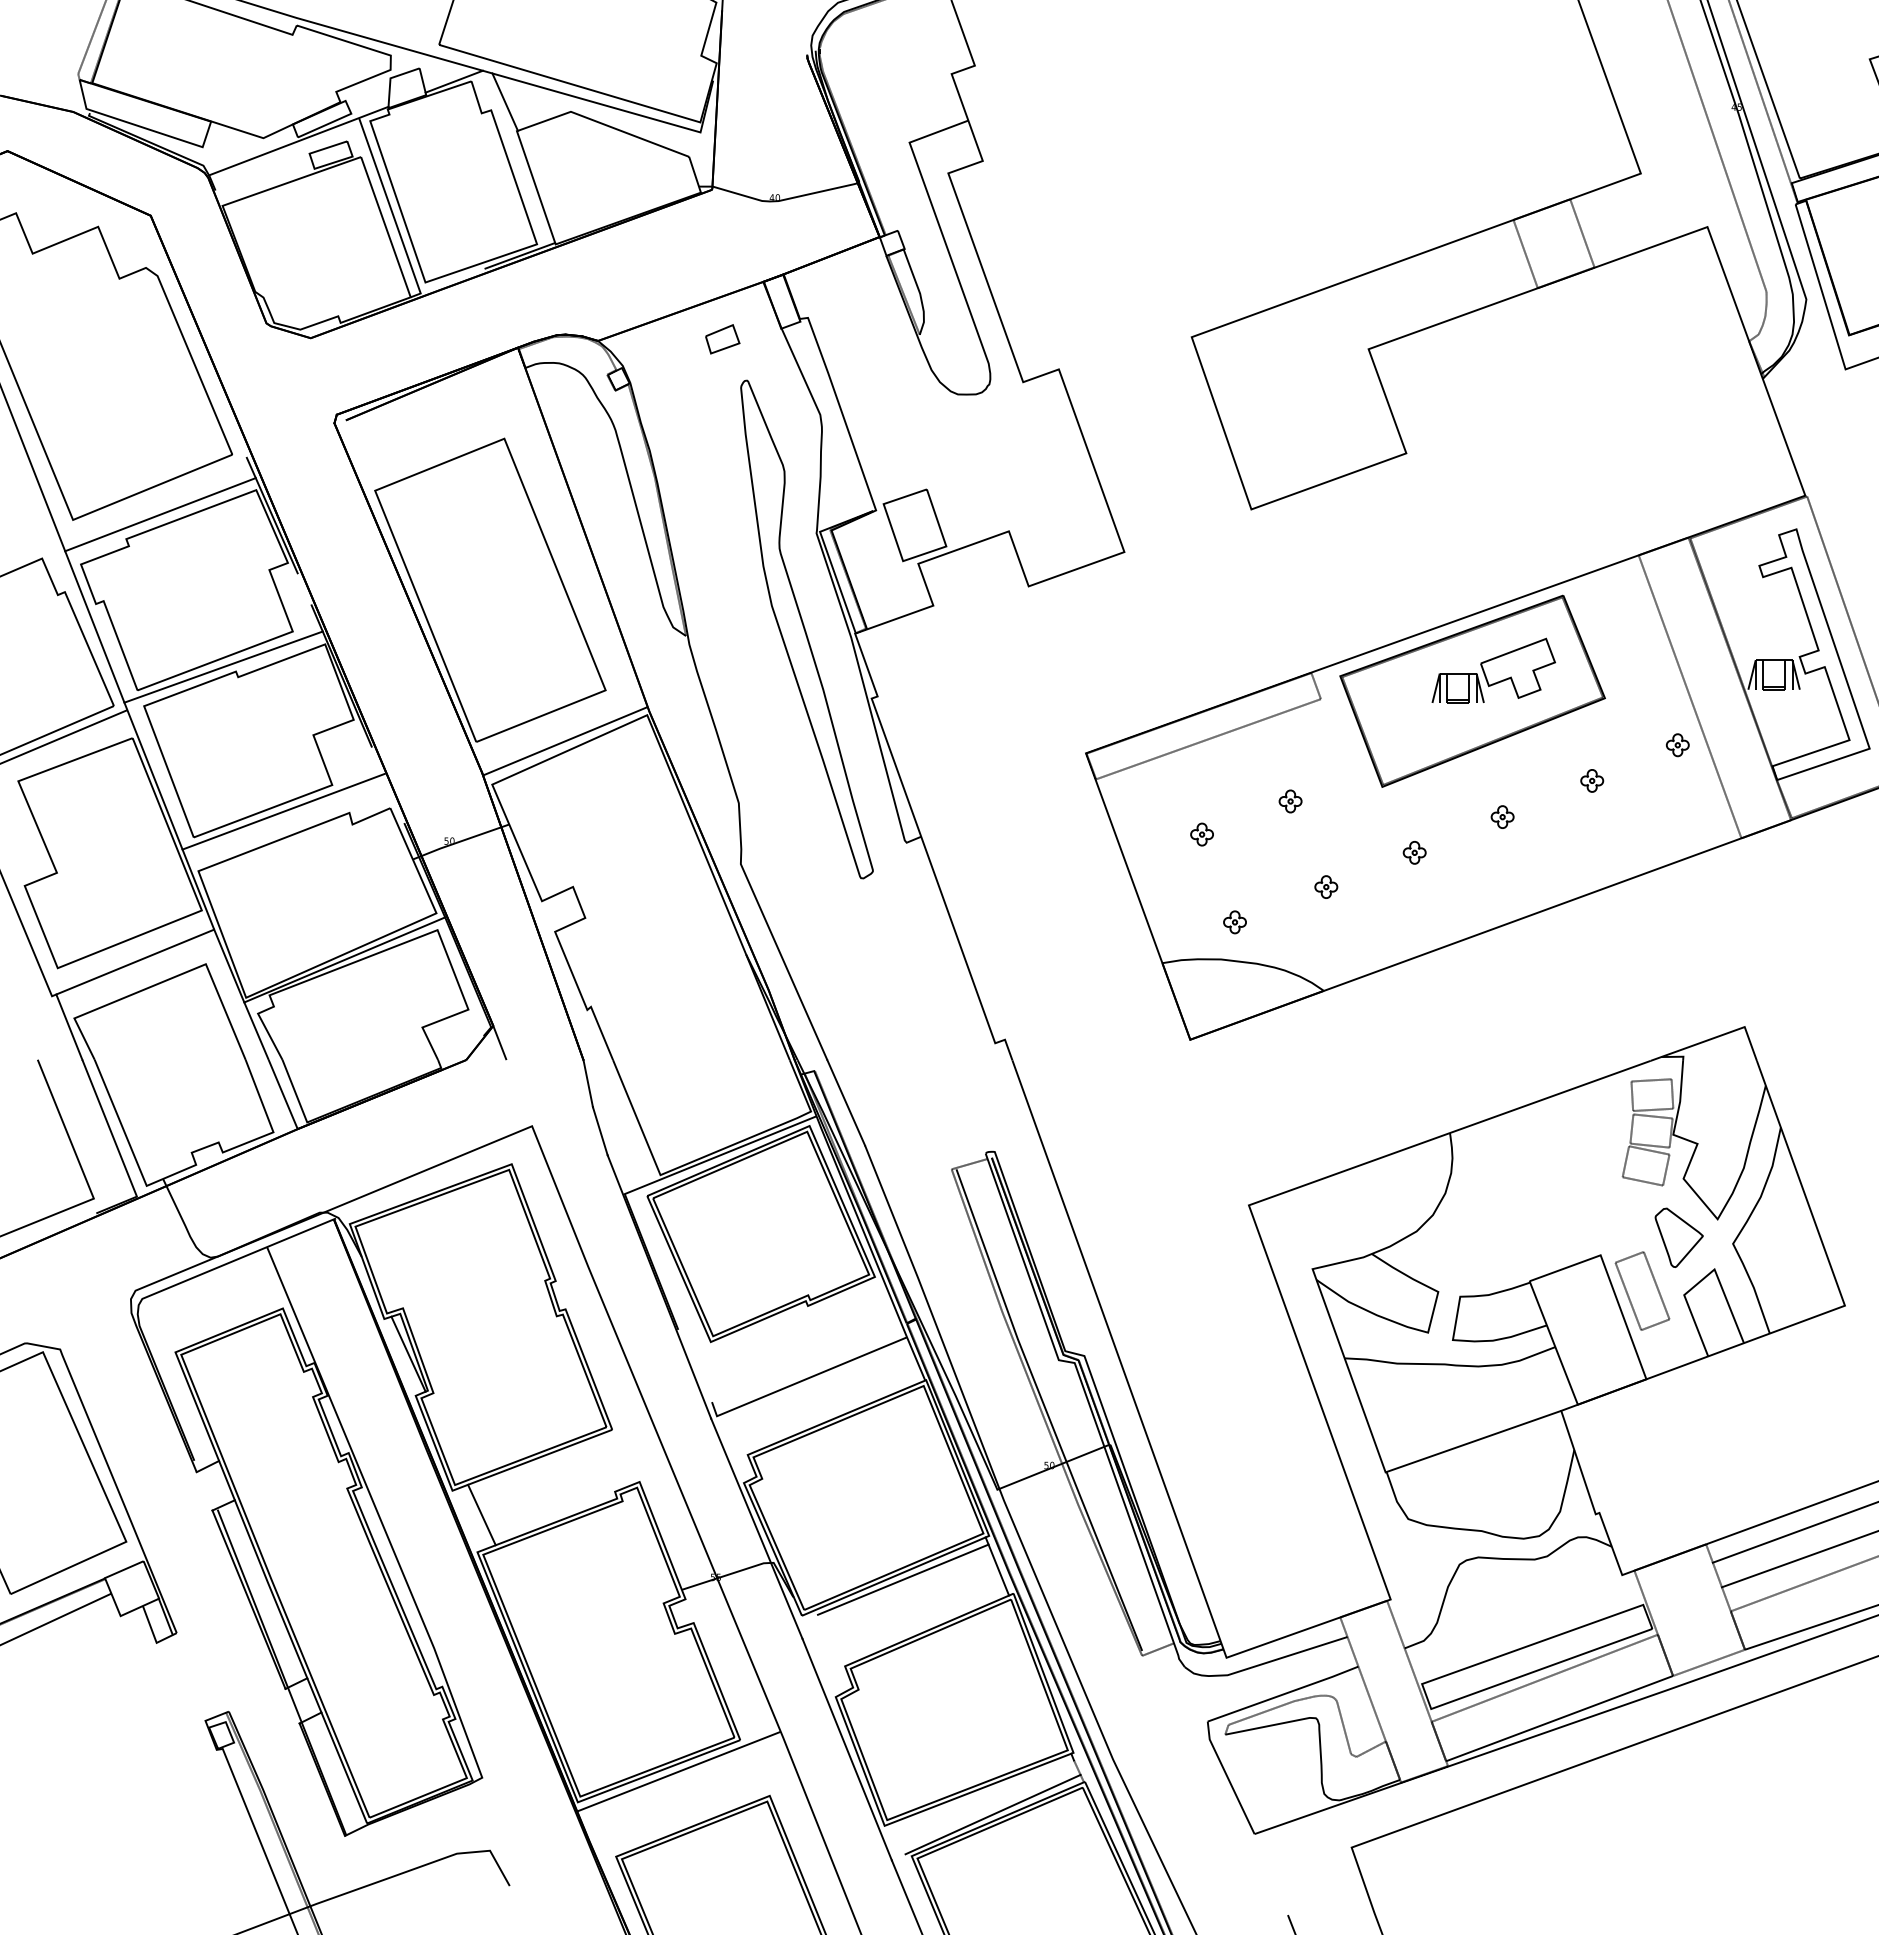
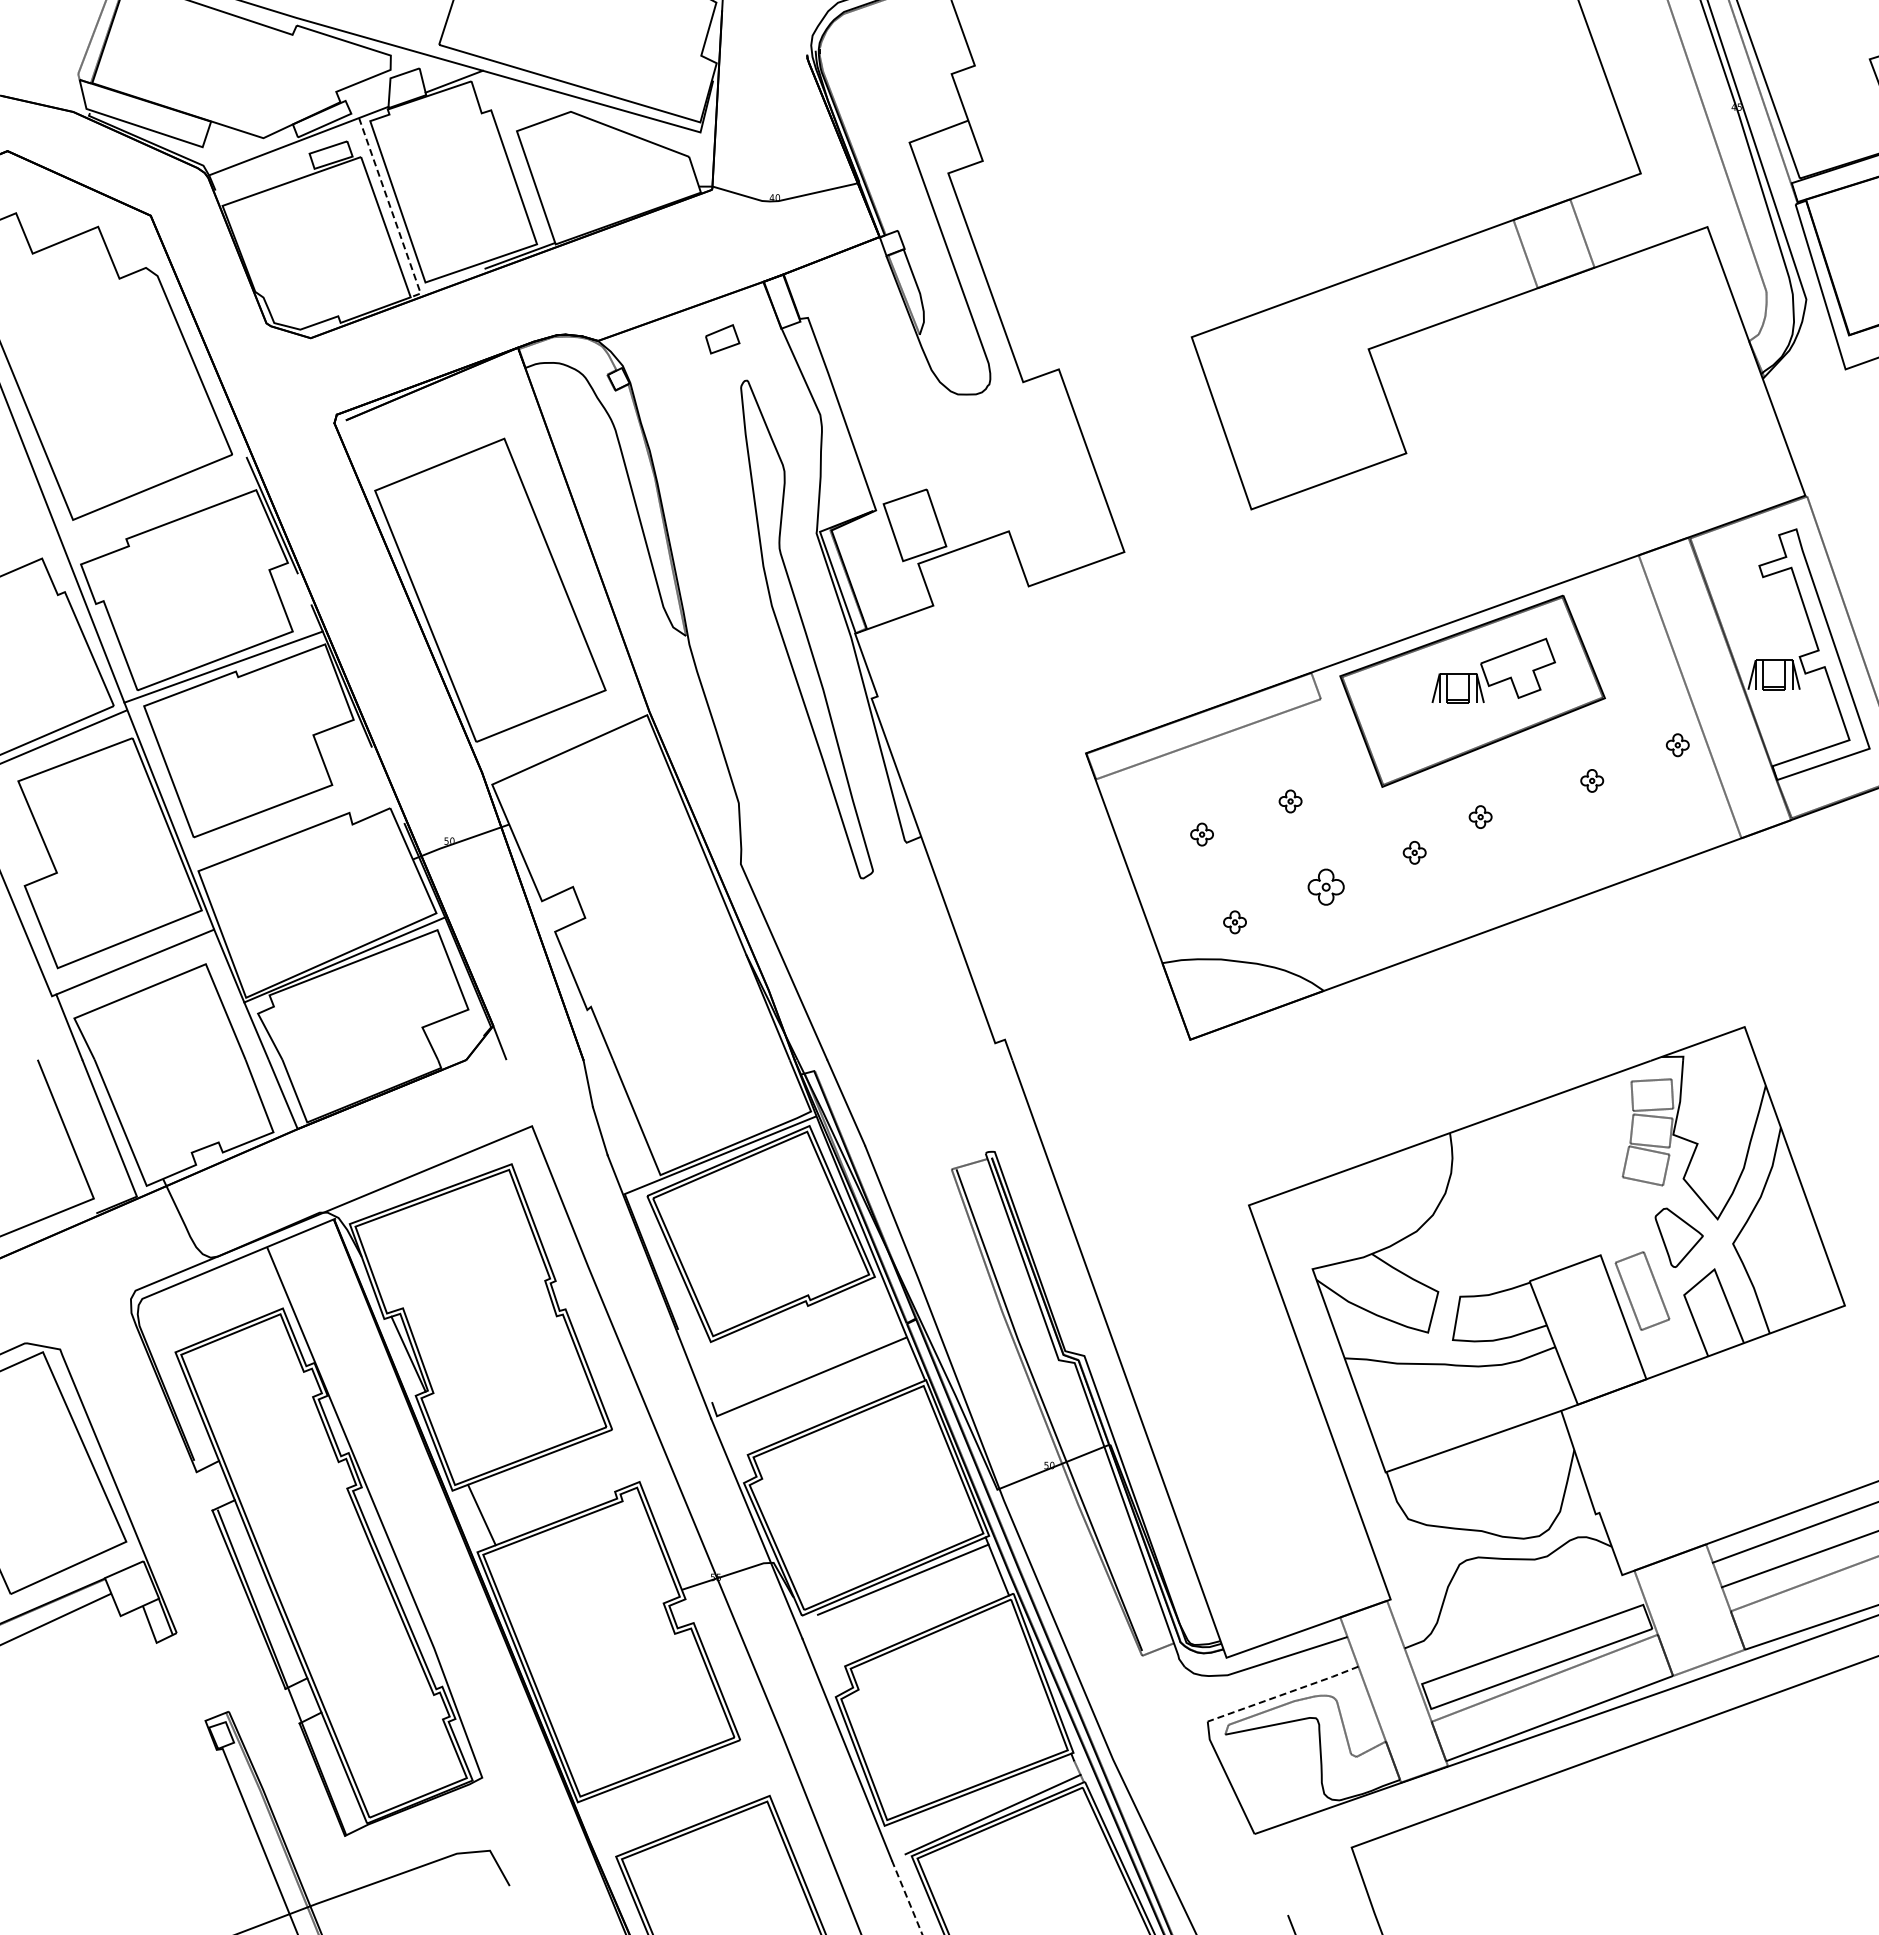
line: present -> none (504, 101)
line: solid -> dashed (391, 211)
line: present -> none (160, 514)
line: present -> none (565, 741)
line: present -> none (283, 811)
part position: (1502, 816) -> (1480, 816) (1480, 816)
part size: 25x24 px -> 38x38 px (1325, 886)
line: solid -> dashed (1283, 1694)
line: present -> none (678, 1771)
line: solid -> dashed (907, 1897)
